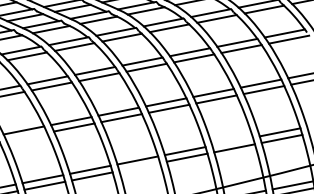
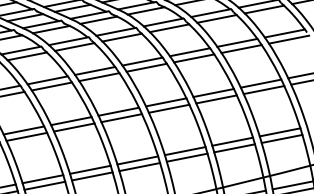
line: none -> present (26, 136)
line: none -> present (232, 141)
line: none -> present (139, 167)
